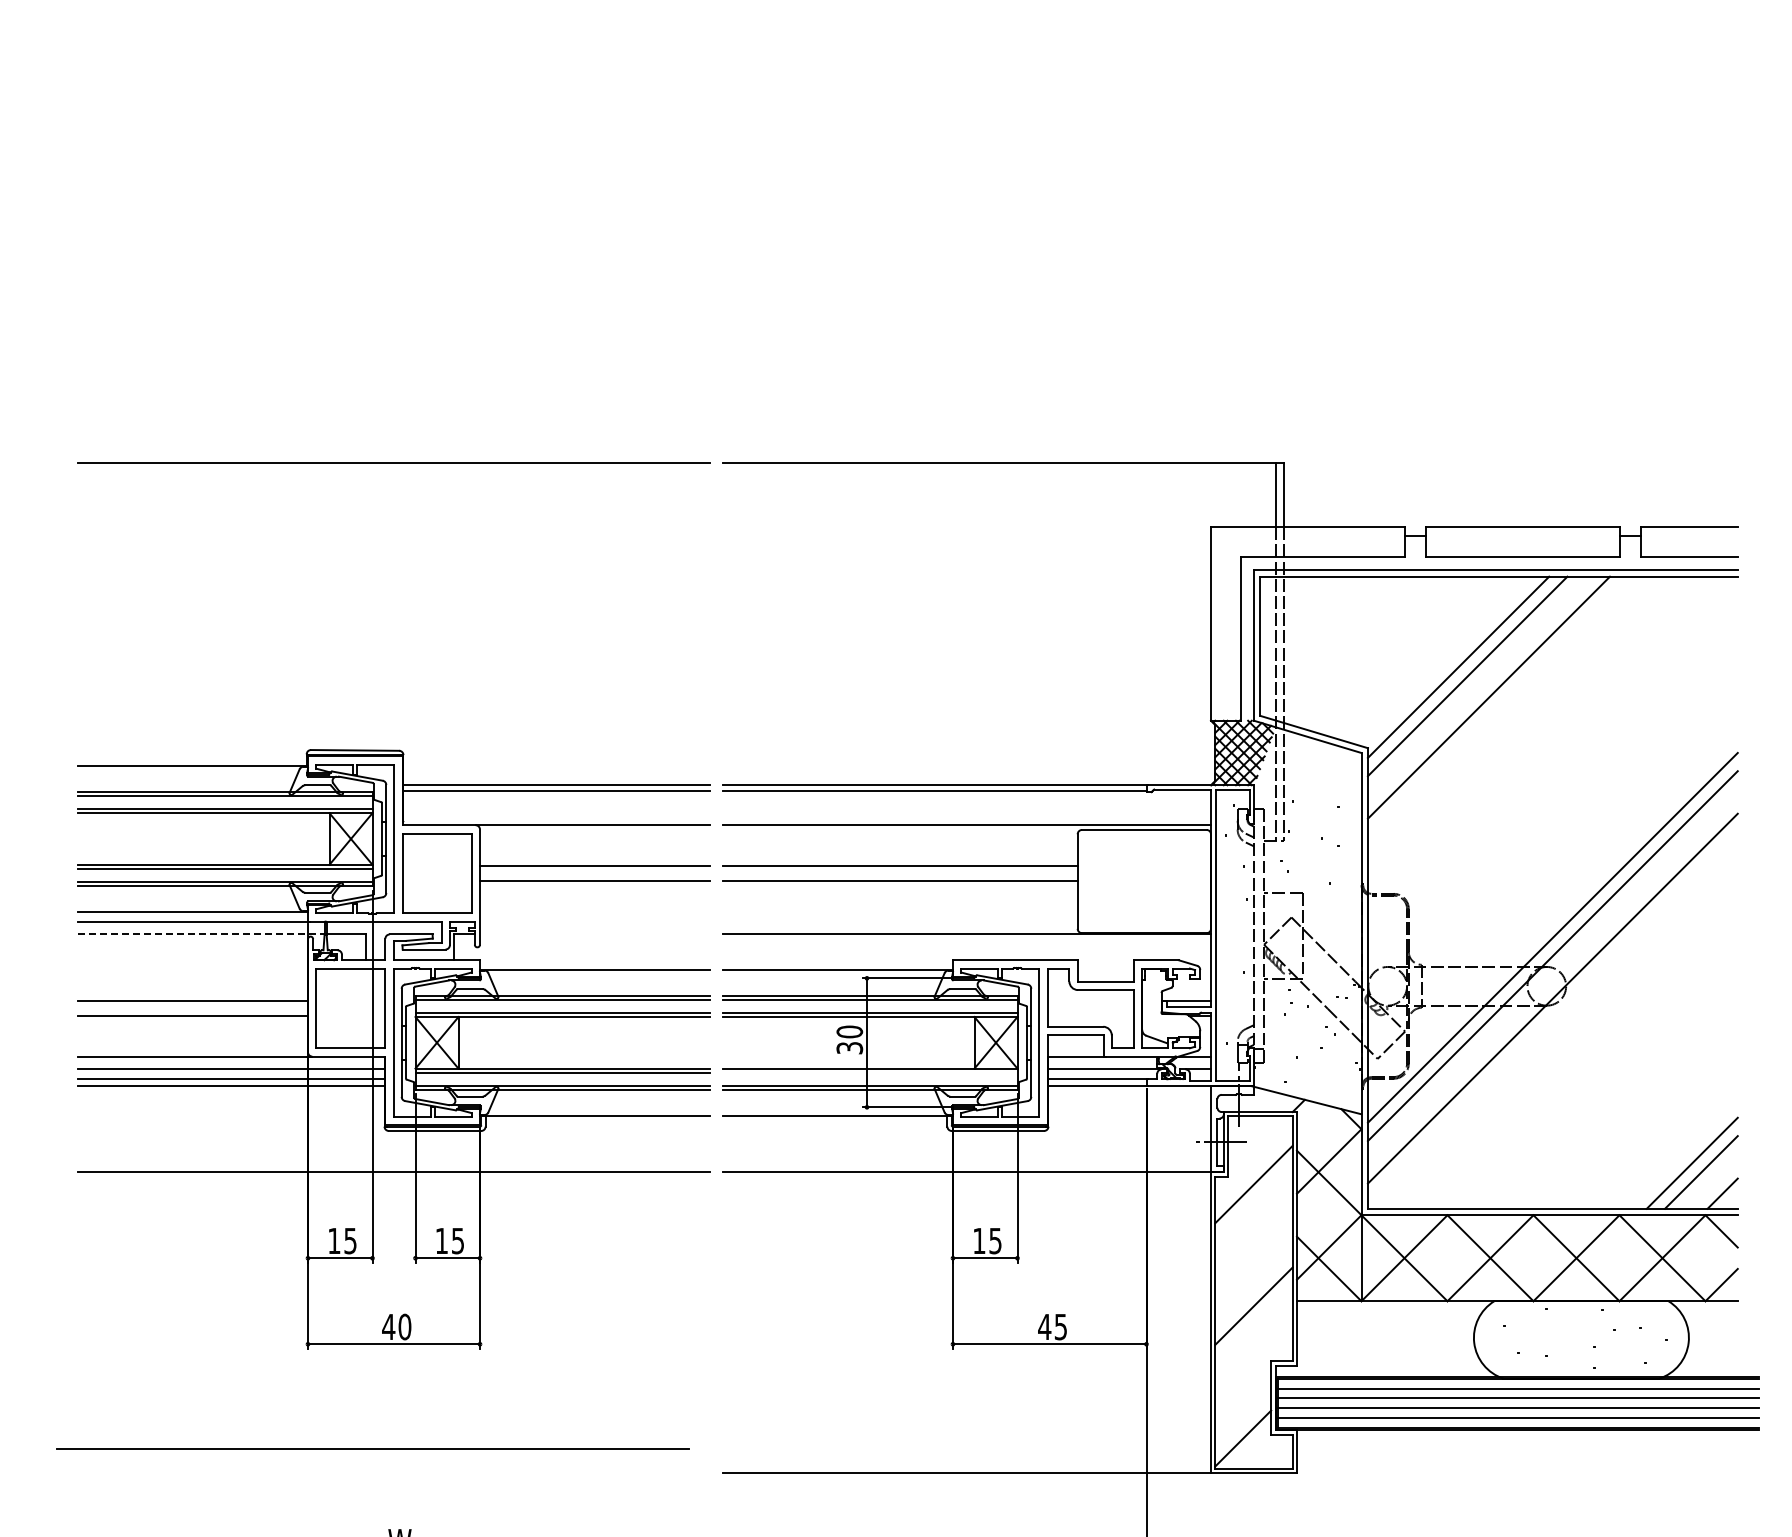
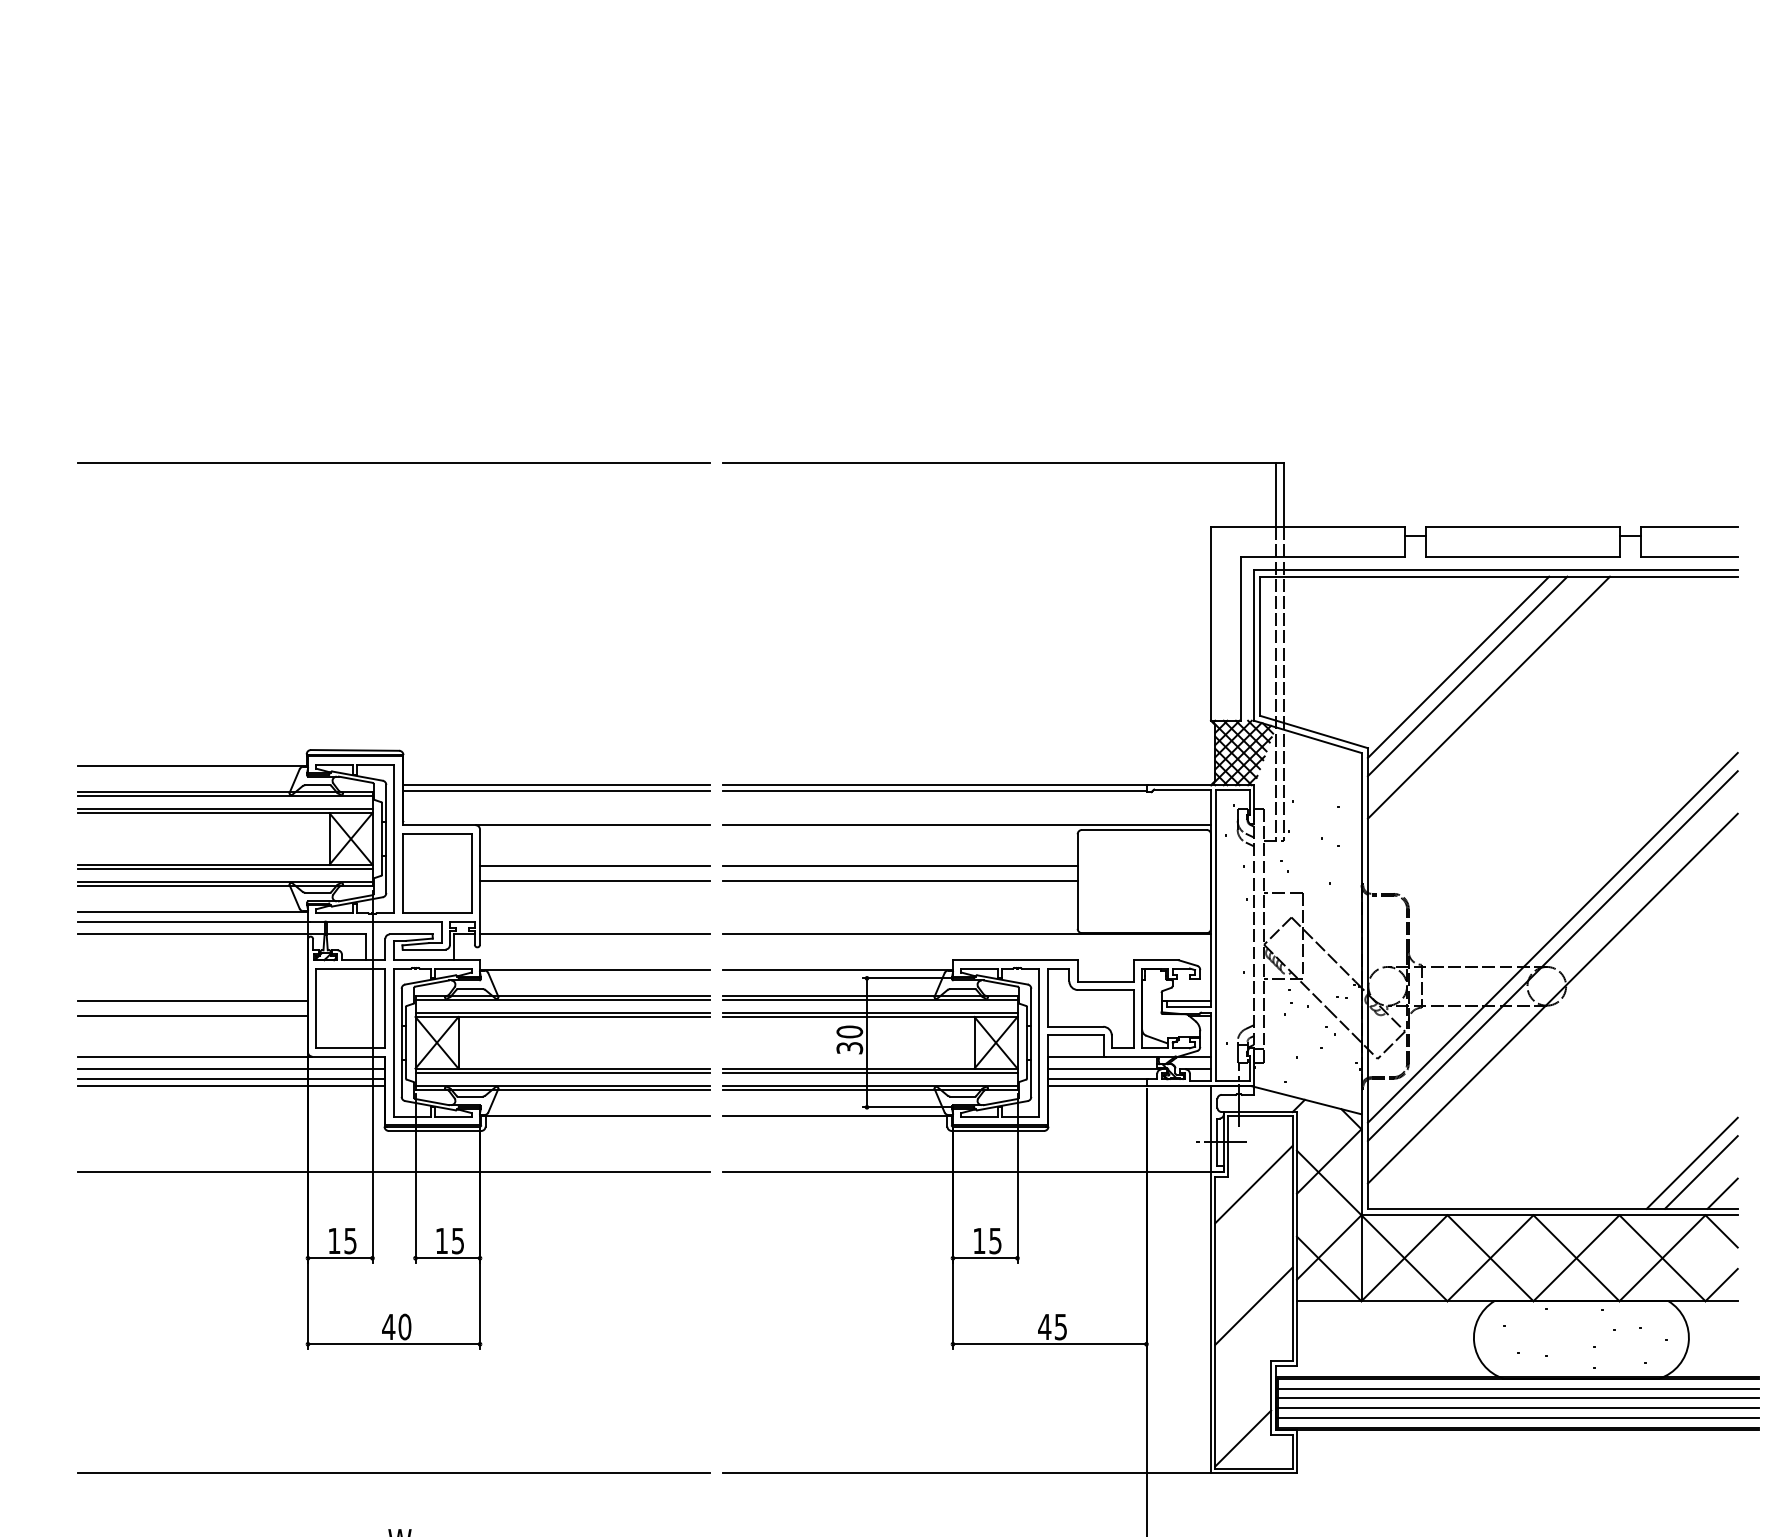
line: dashed -> solid (201, 934)
line: none -> present (595, 934)
line: none -> present (869, 1072)
line position: (372, 1448) -> (393, 1472) (393, 1472)
